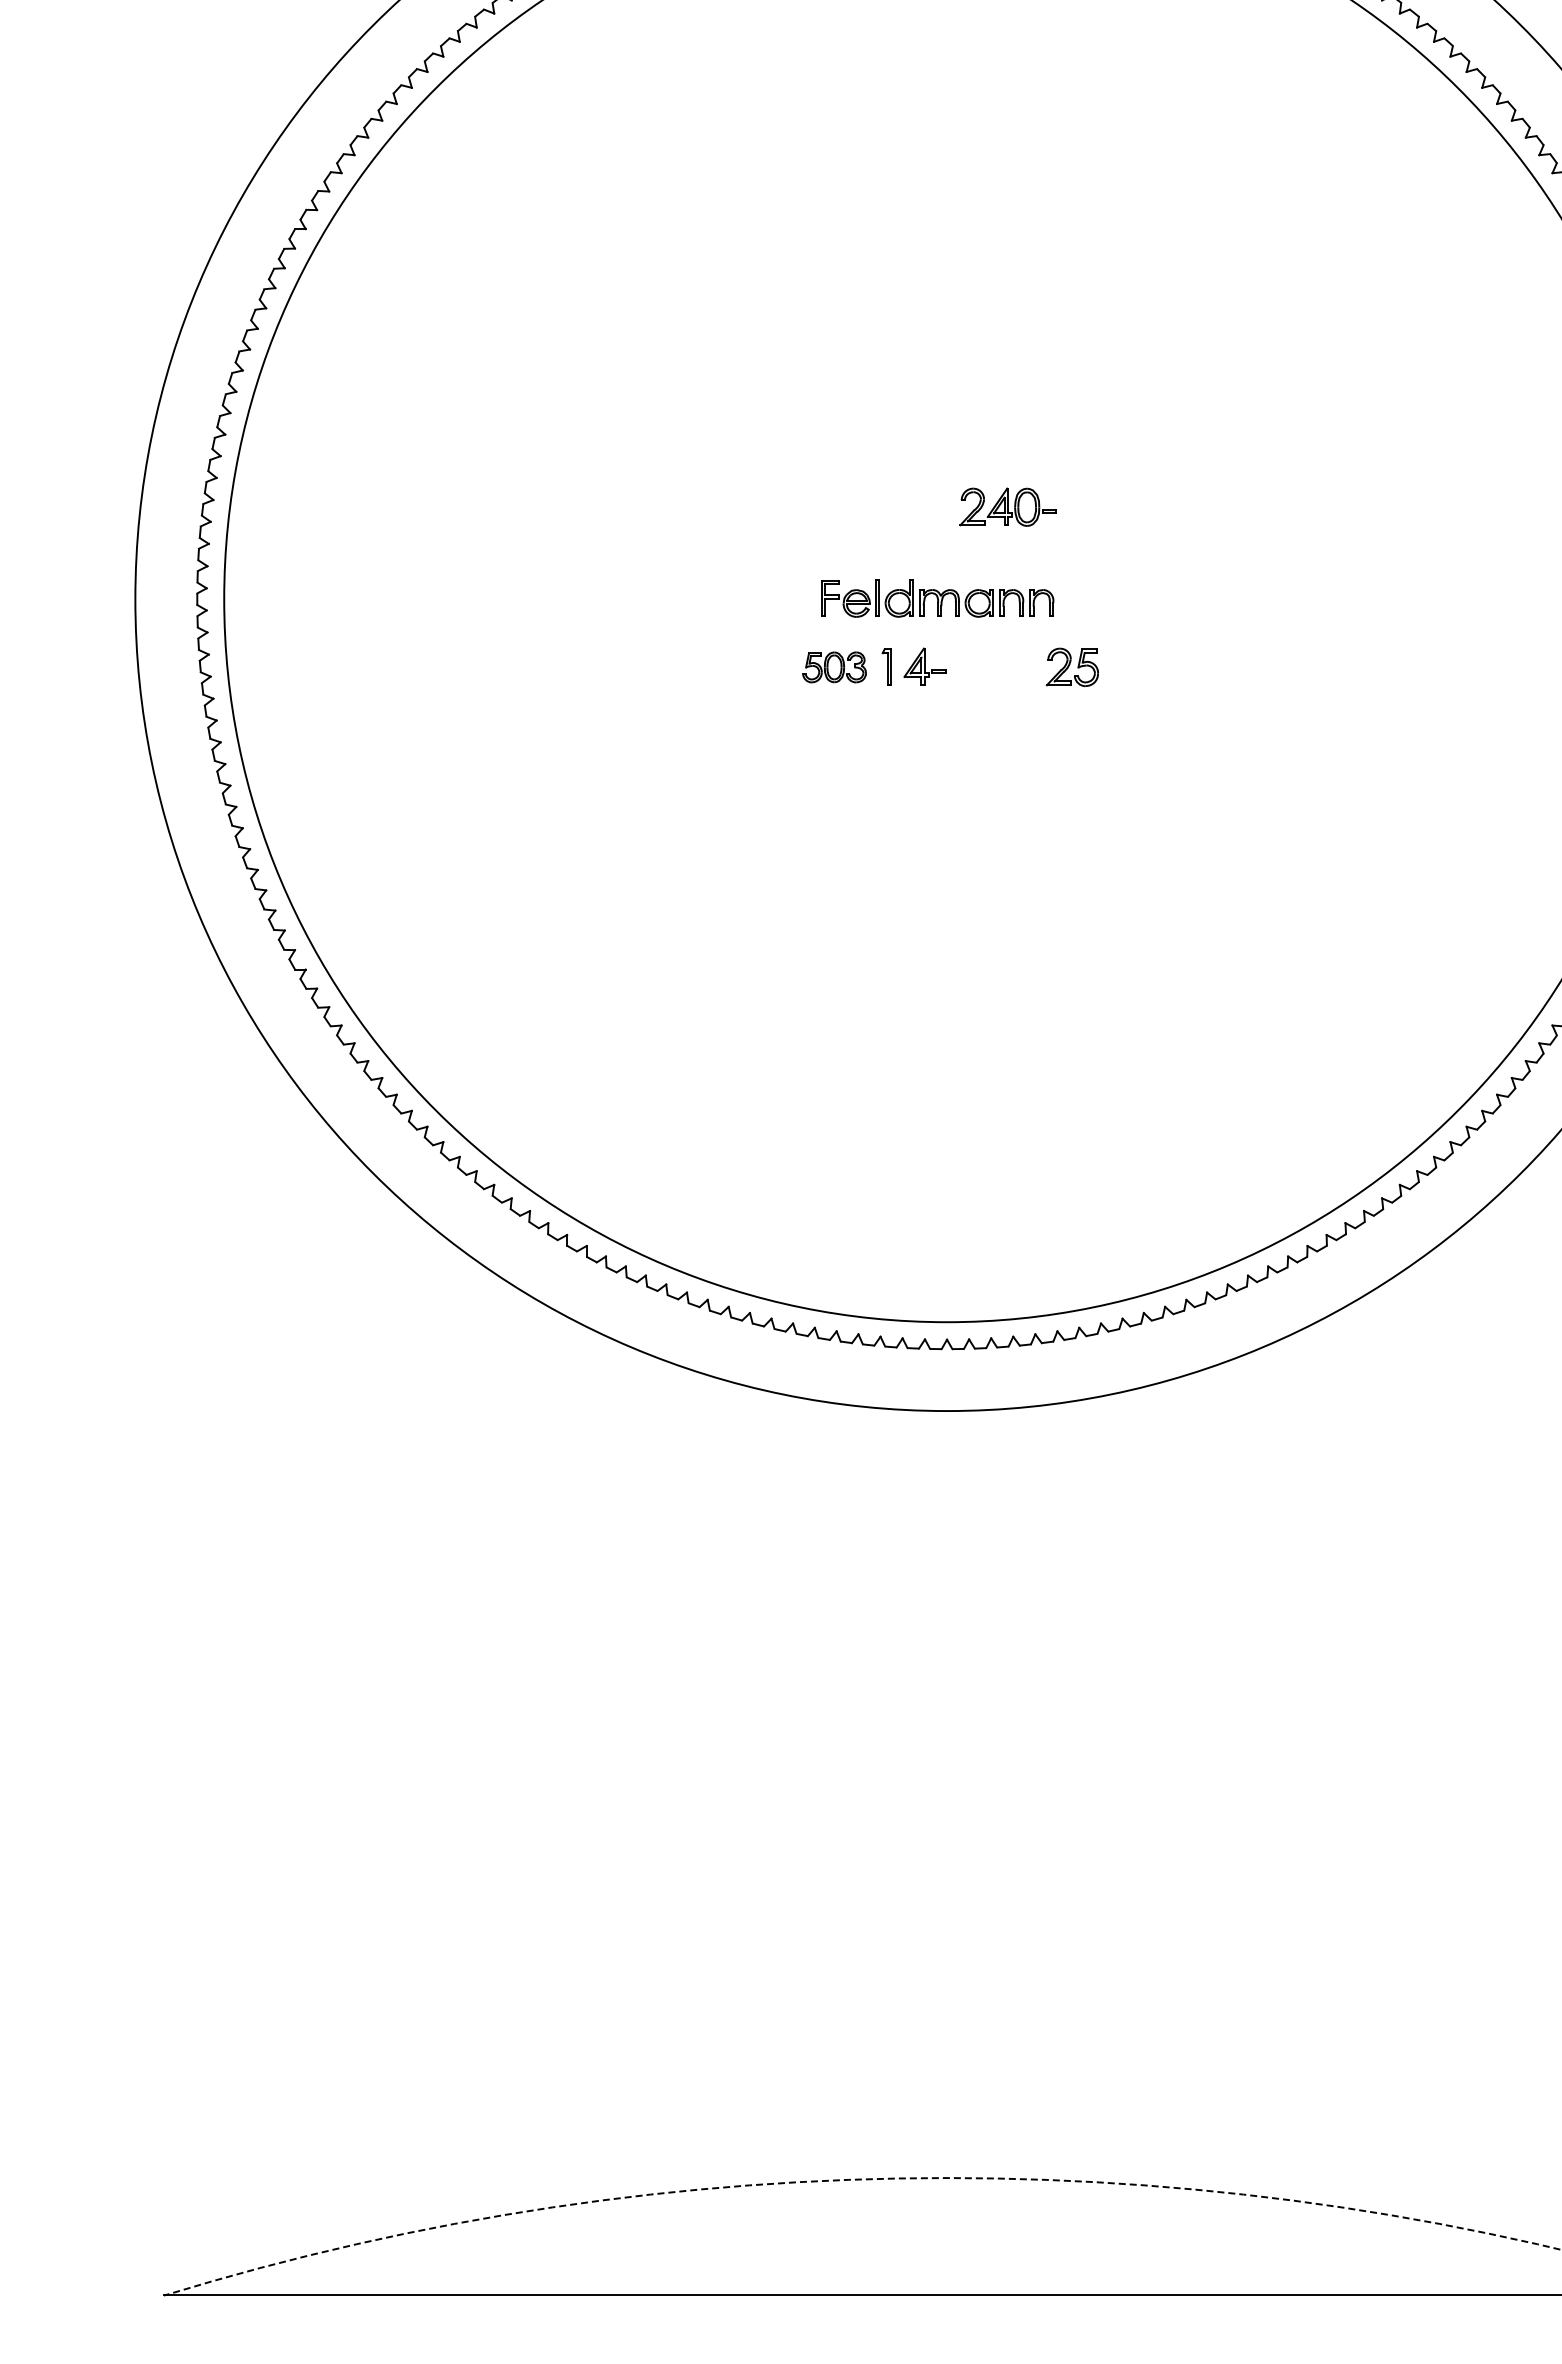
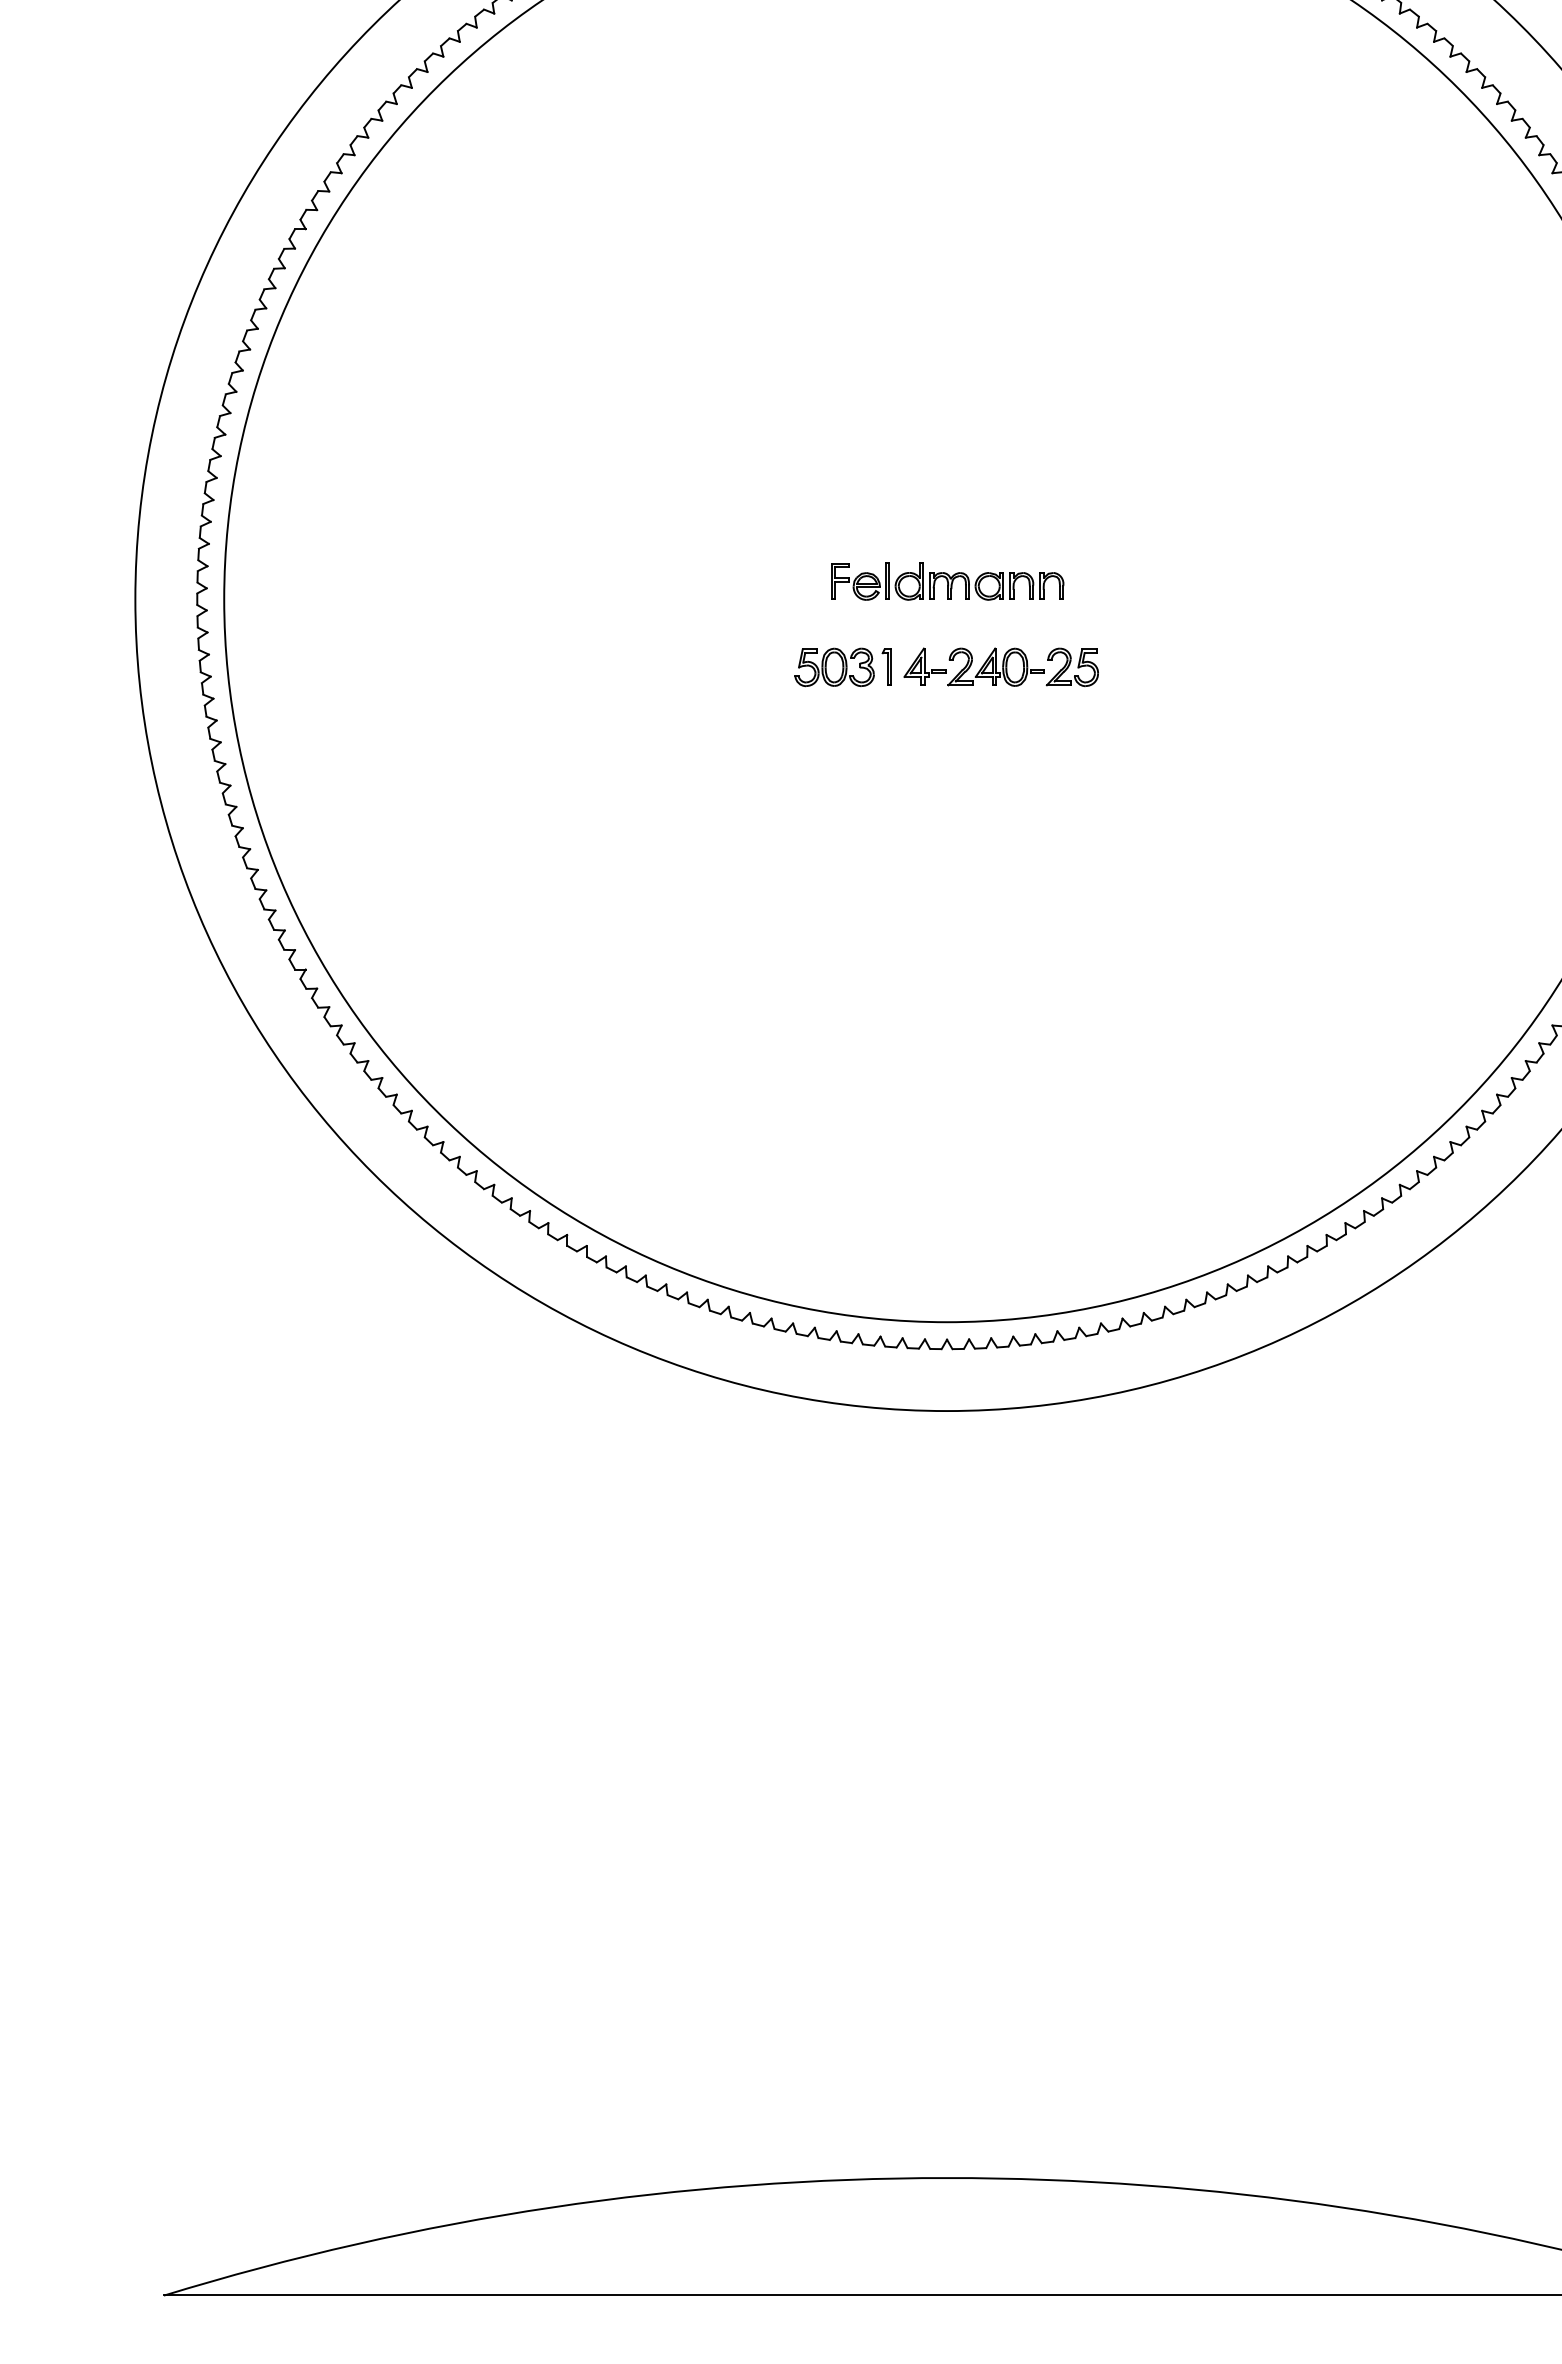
part position: (1007, 506) -> (995, 666) (995, 666)
part position: (937, 598) -> (947, 581) (947, 581)
part size: 65x33 px -> 81x41 px (834, 667)
arc: dashed -> solid (859, 2179)
